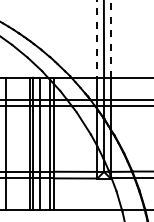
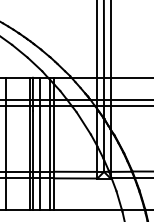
line: dashed -> solid (97, 39)
line: dashed -> solid (110, 39)
